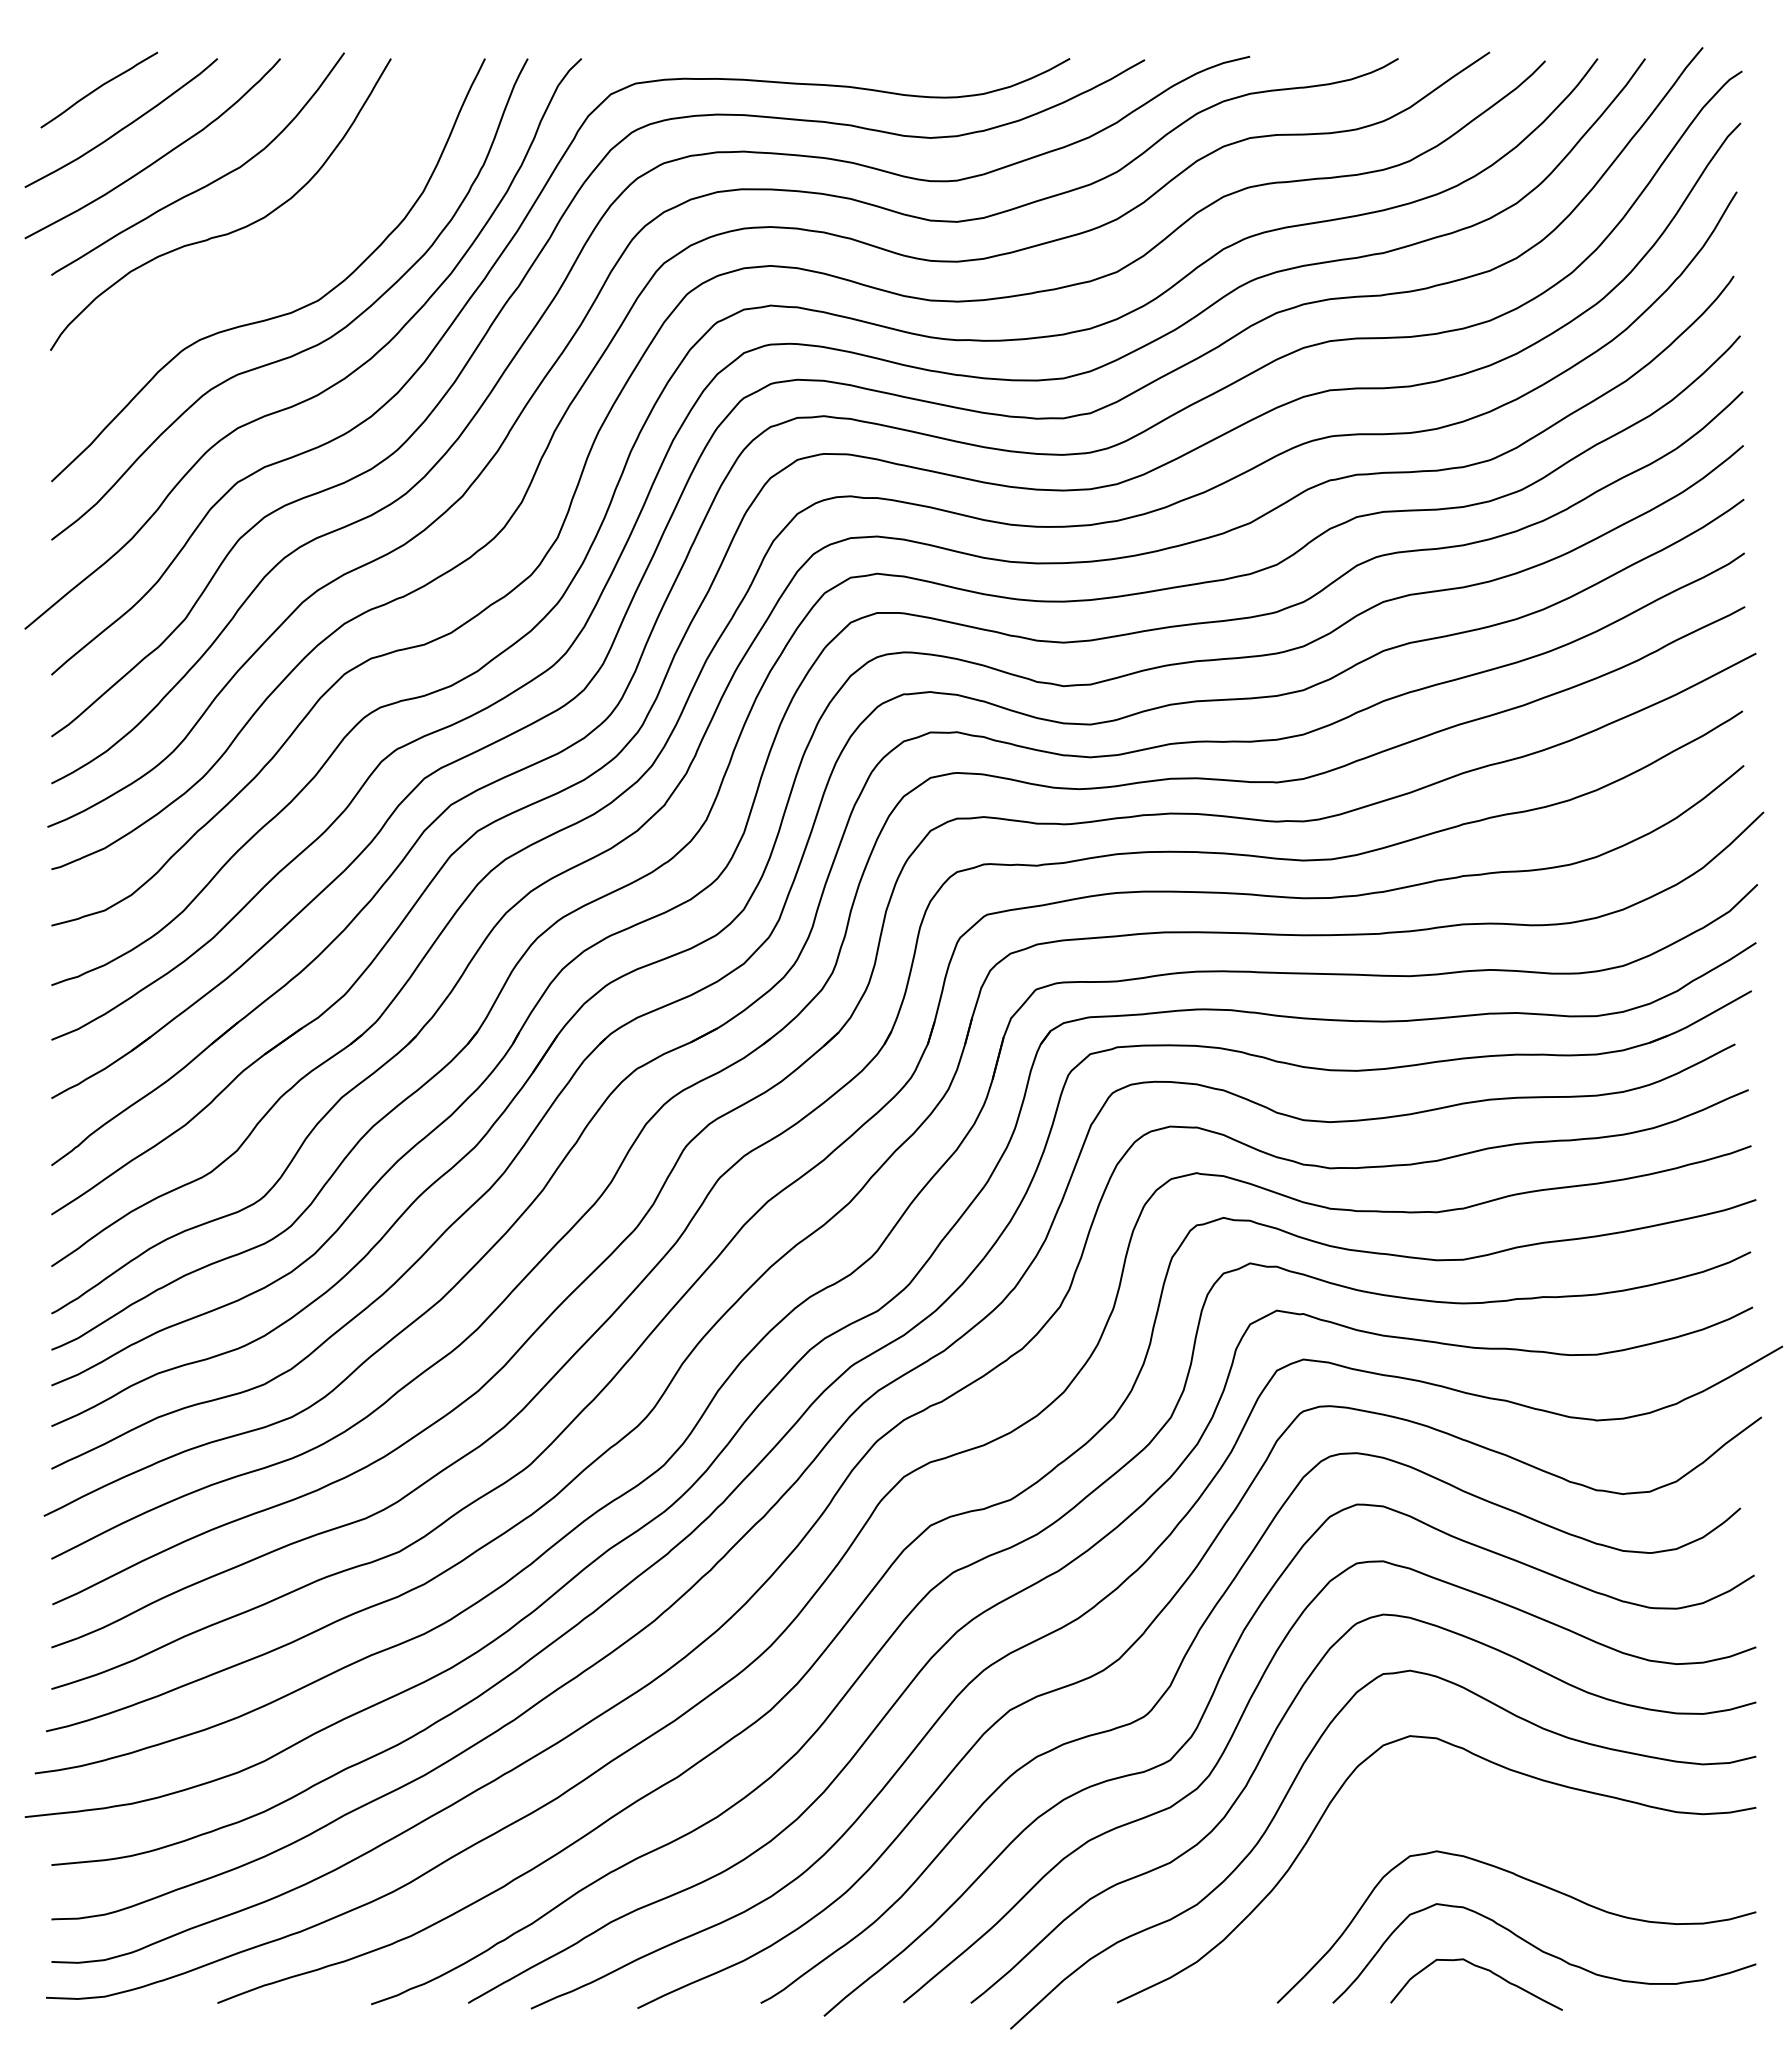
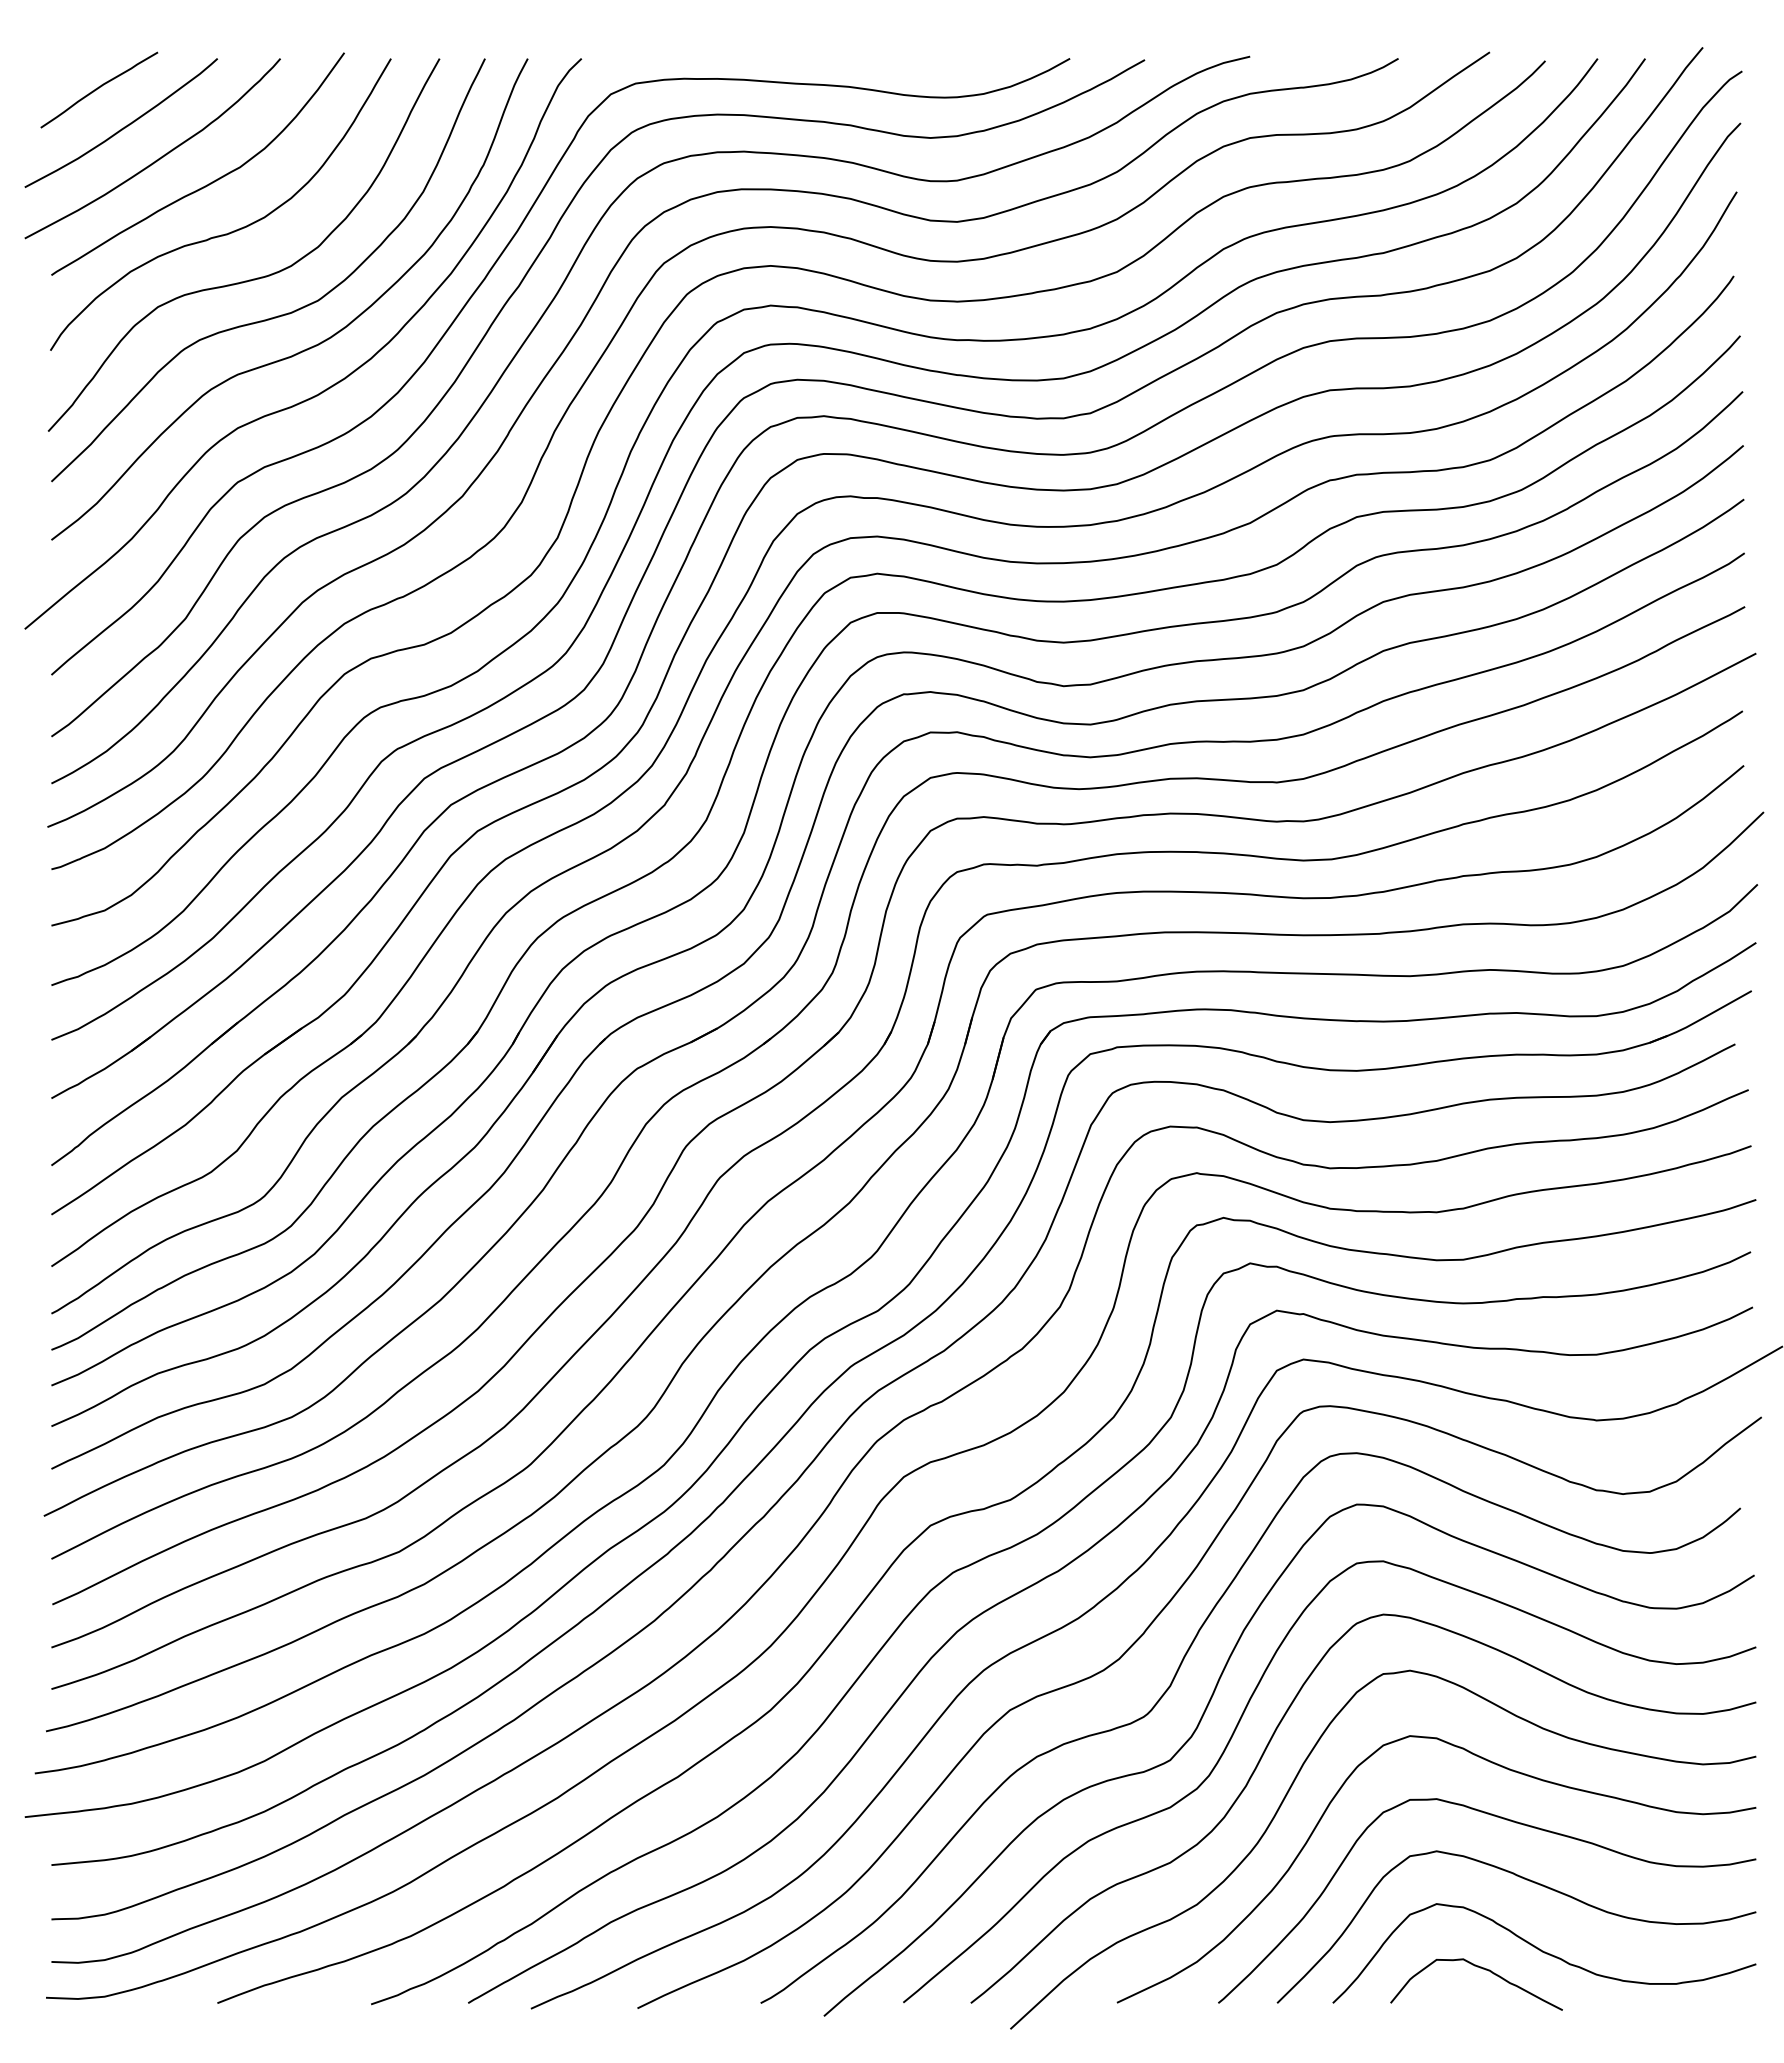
curve: none -> present (253, 278)
curve: none -> present (1509, 1821)
